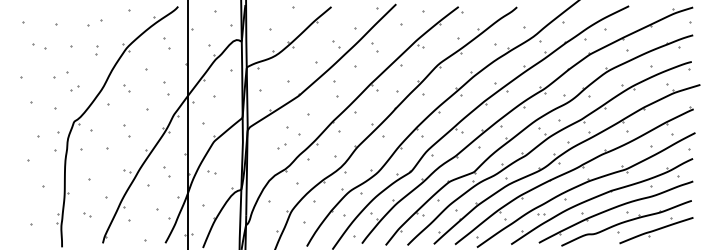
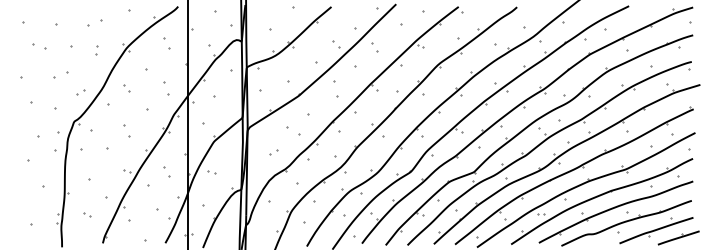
part position: (74, 88) -> (80, 92) (80, 92)
part position: (281, 146) -> (273, 152) (273, 152)
part: none -> present (678, 237)
